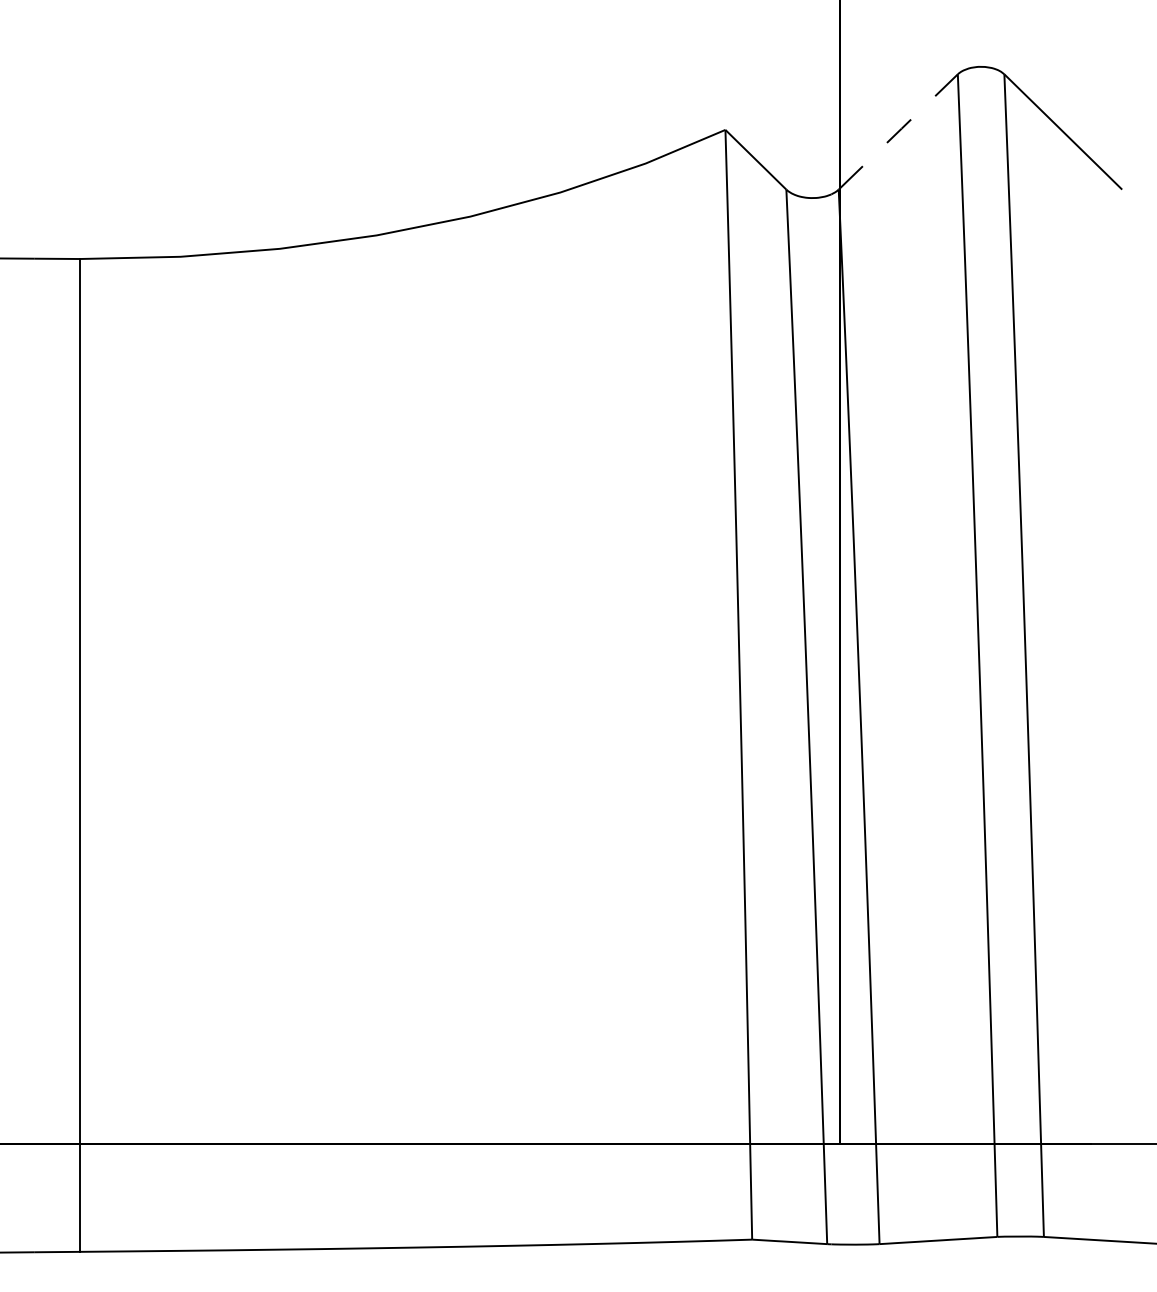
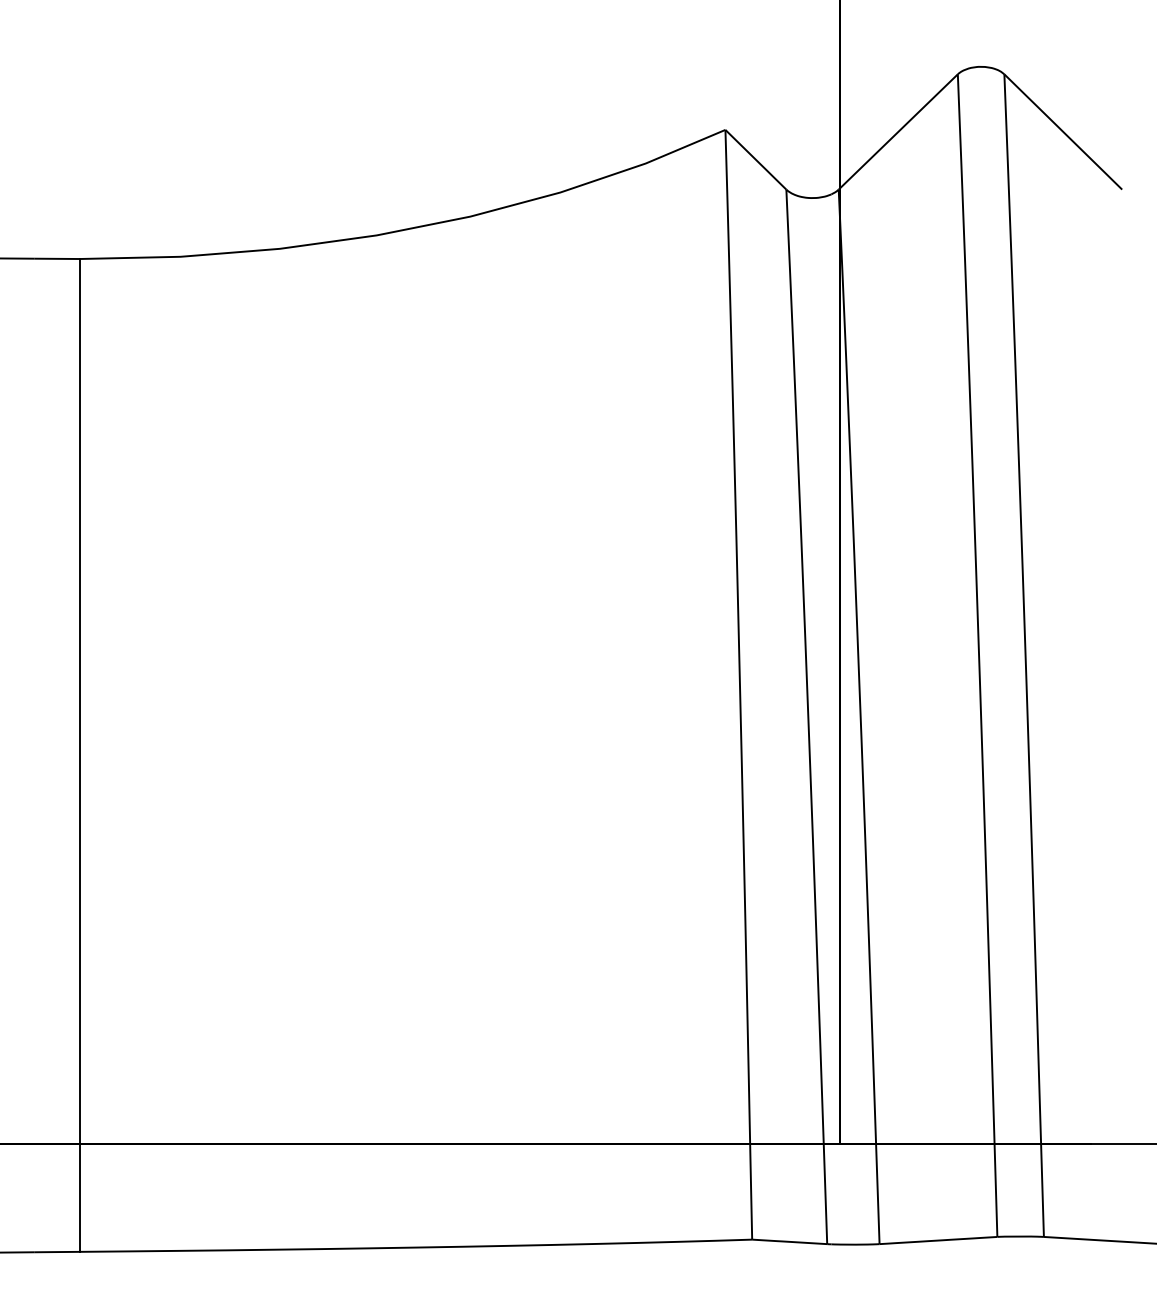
line: dashed -> solid (898, 131)
